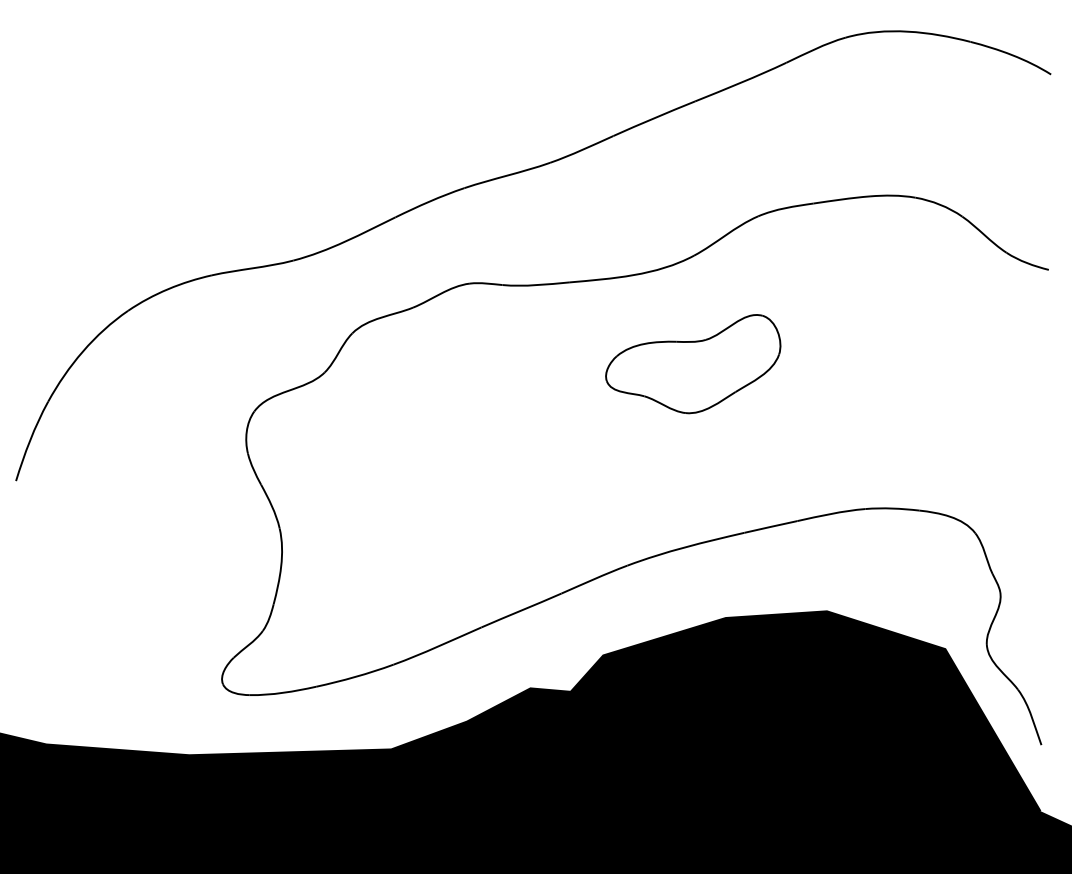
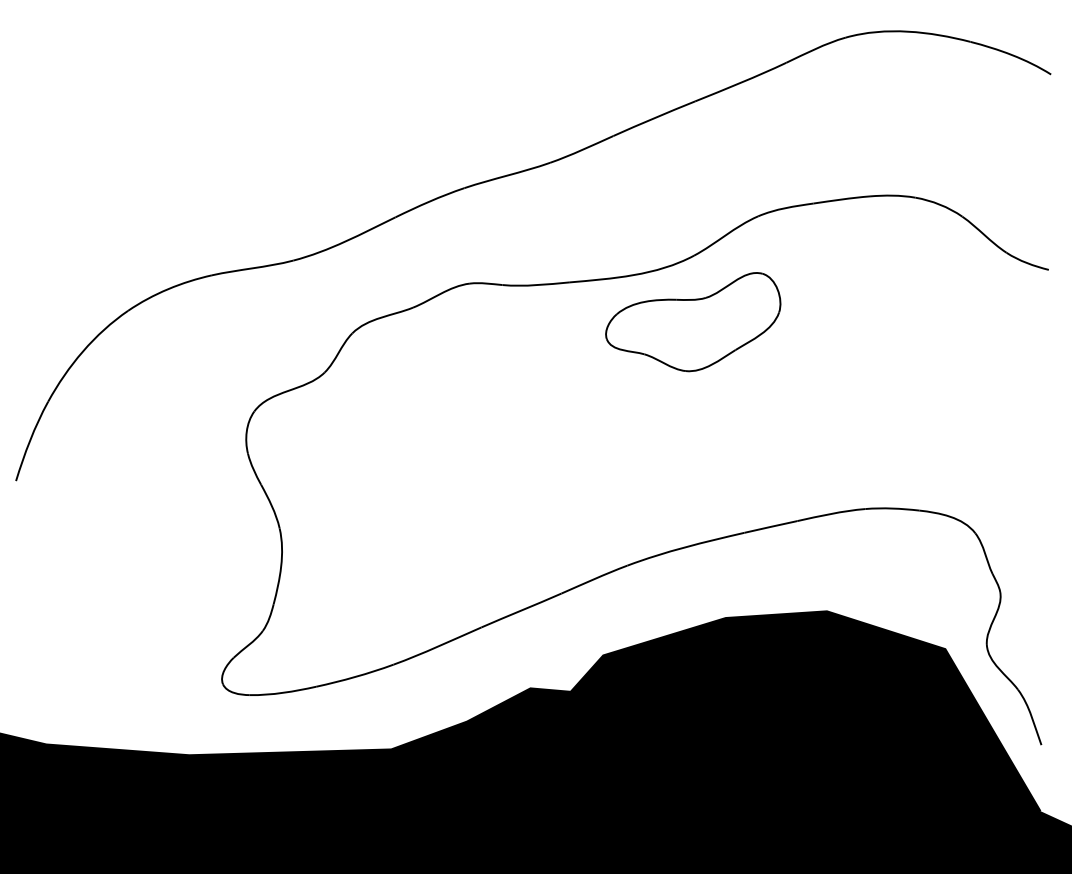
part position: (693, 364) -> (693, 322) (693, 322)
